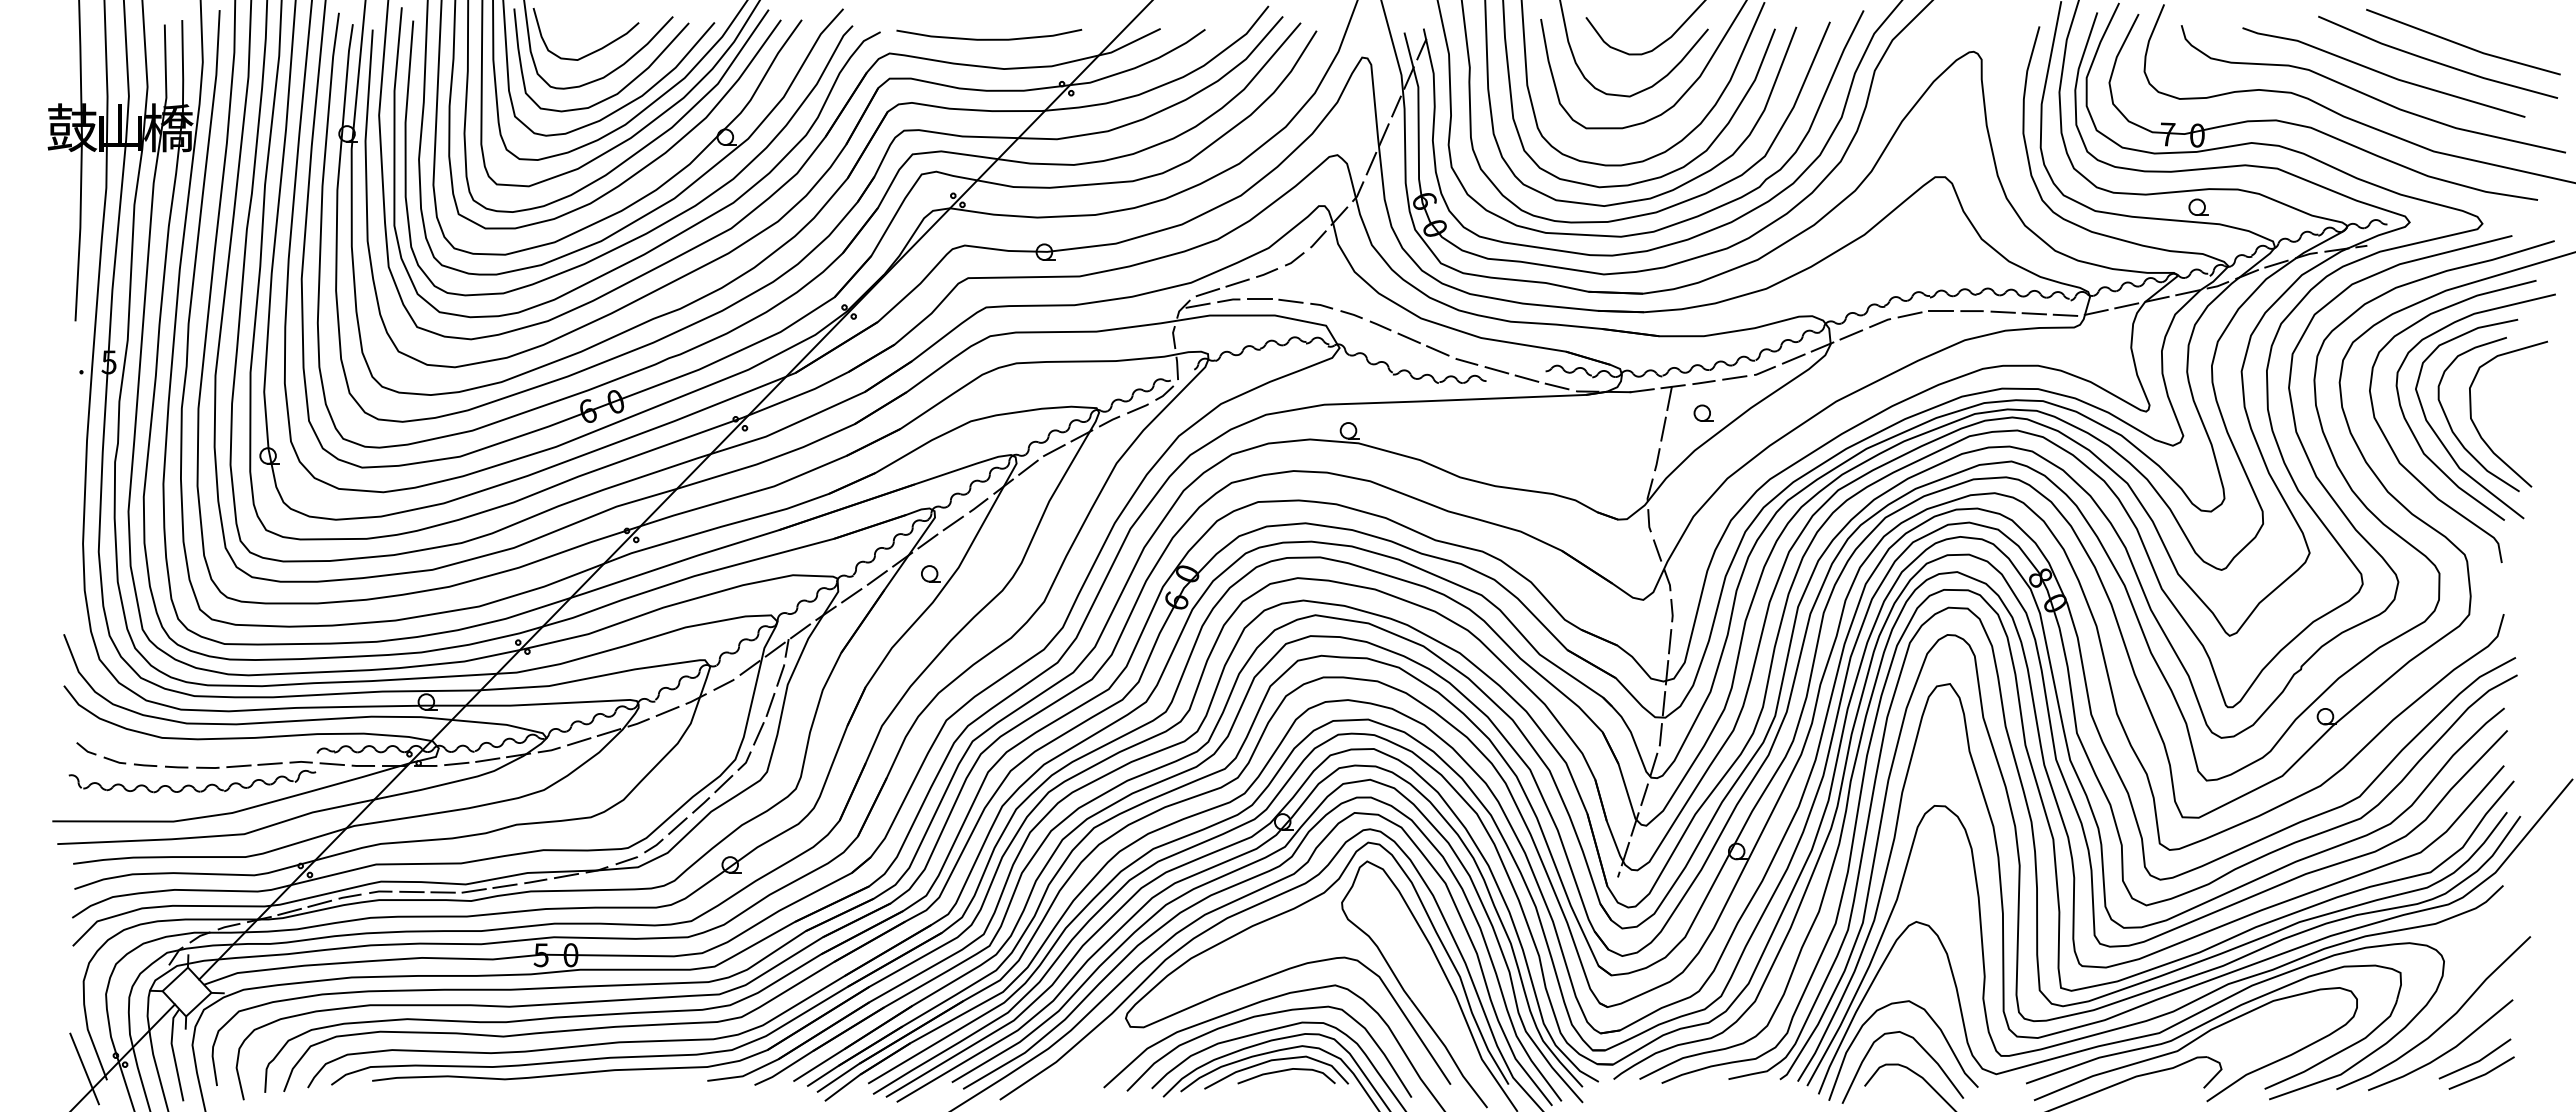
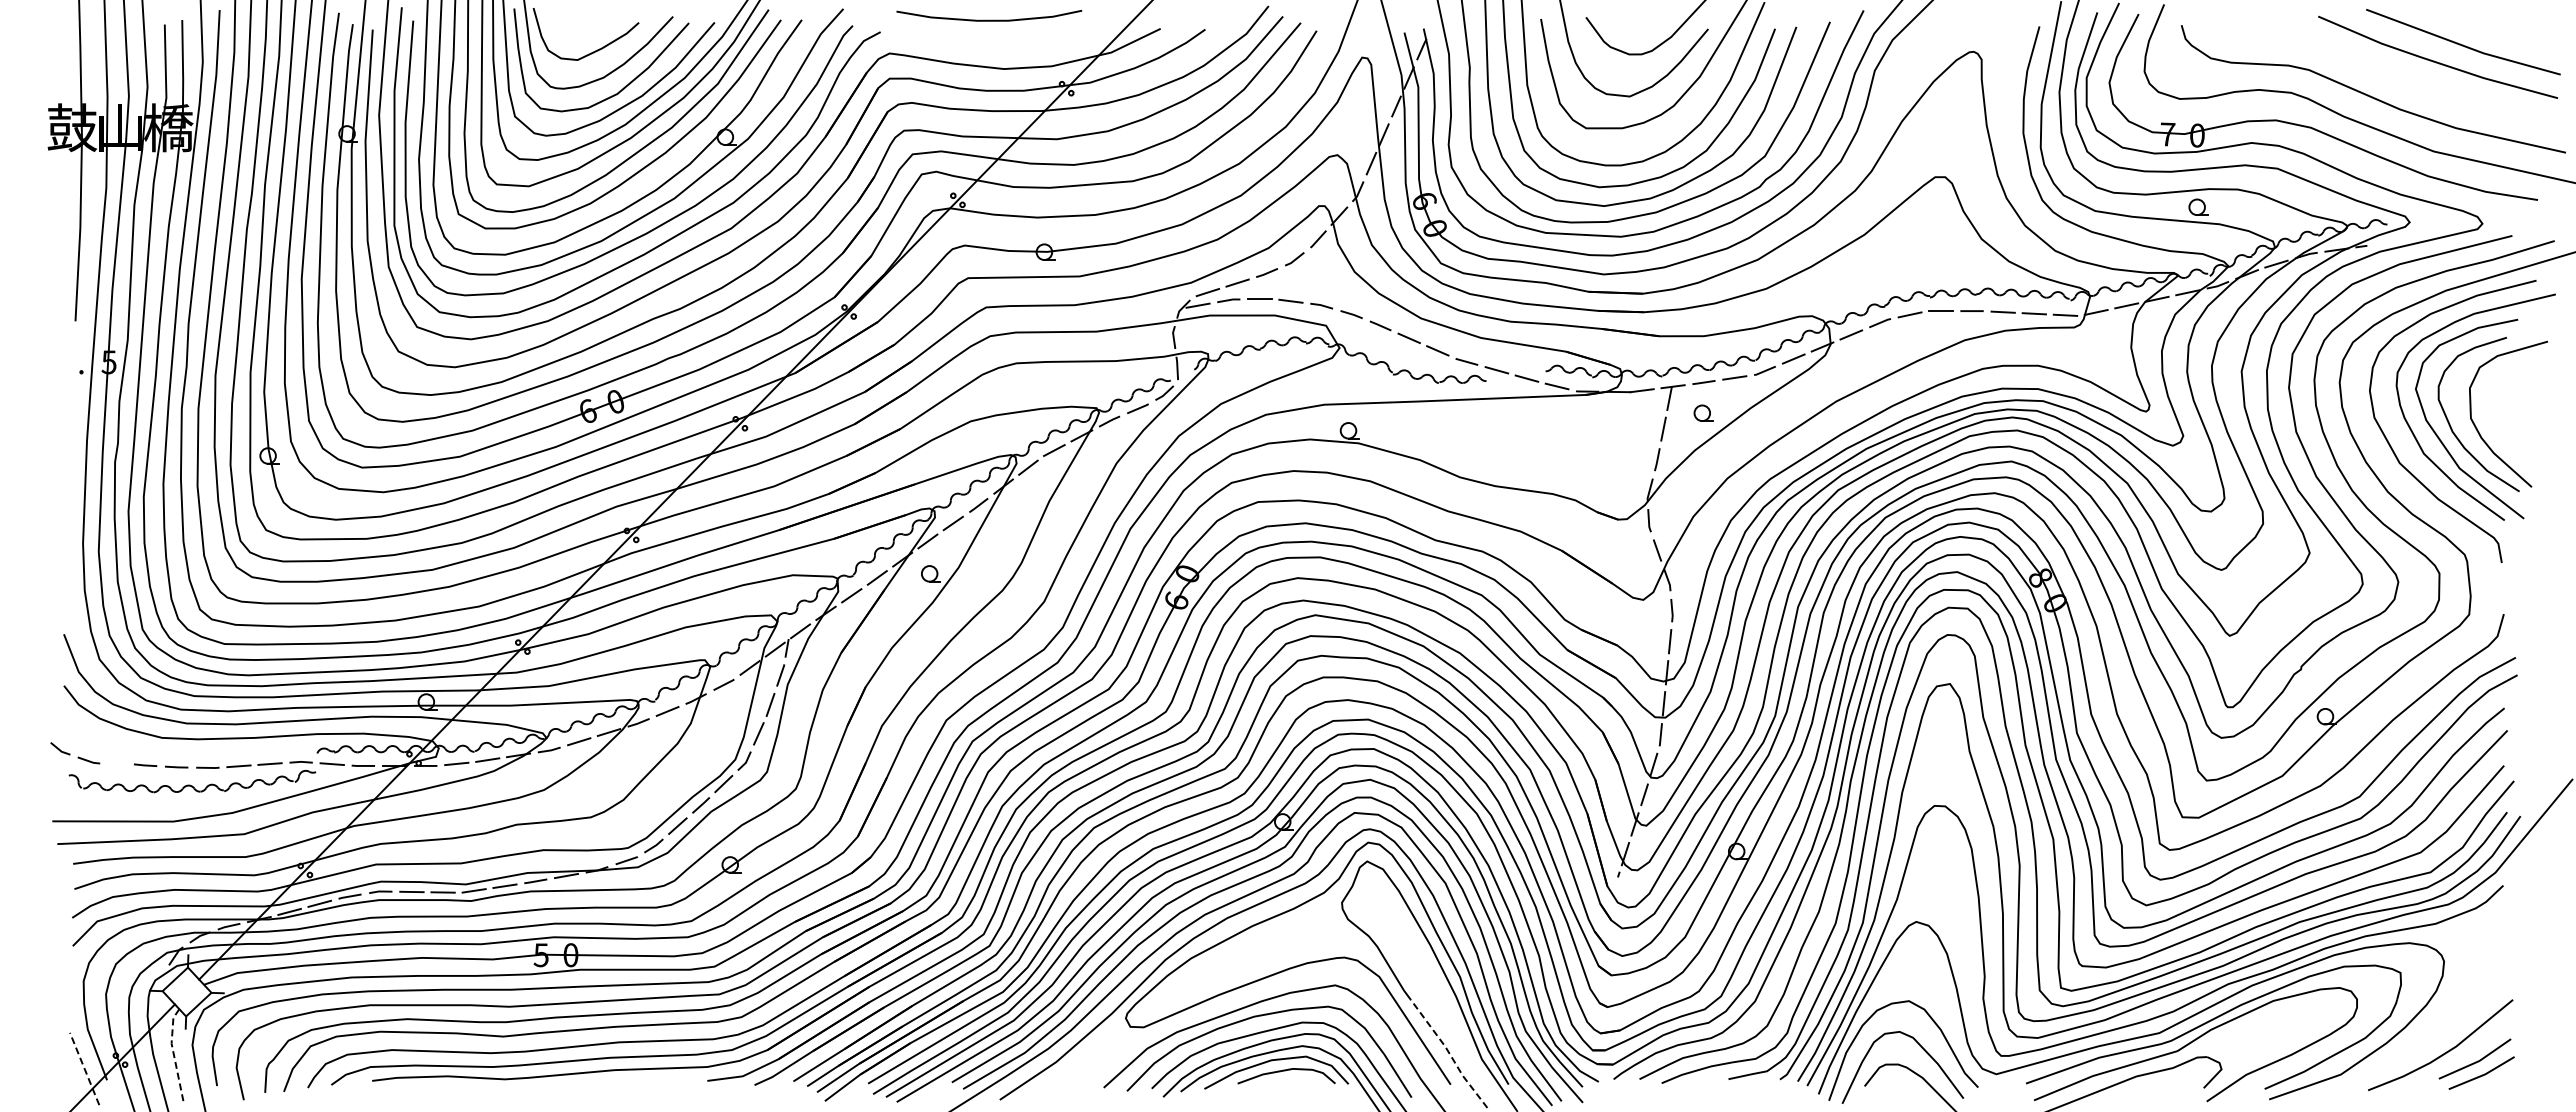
curve position: (989, 38) -> (989, 19) (989, 19)
line: present -> none (2382, 72)
part position: (101, 753) -> (75, 753) (75, 753)
curve: present -> none (2440, 1025)
line: solid -> dashed (173, 1053)
line: solid -> dashed (1449, 1053)
line: solid -> dashed (84, 1068)
